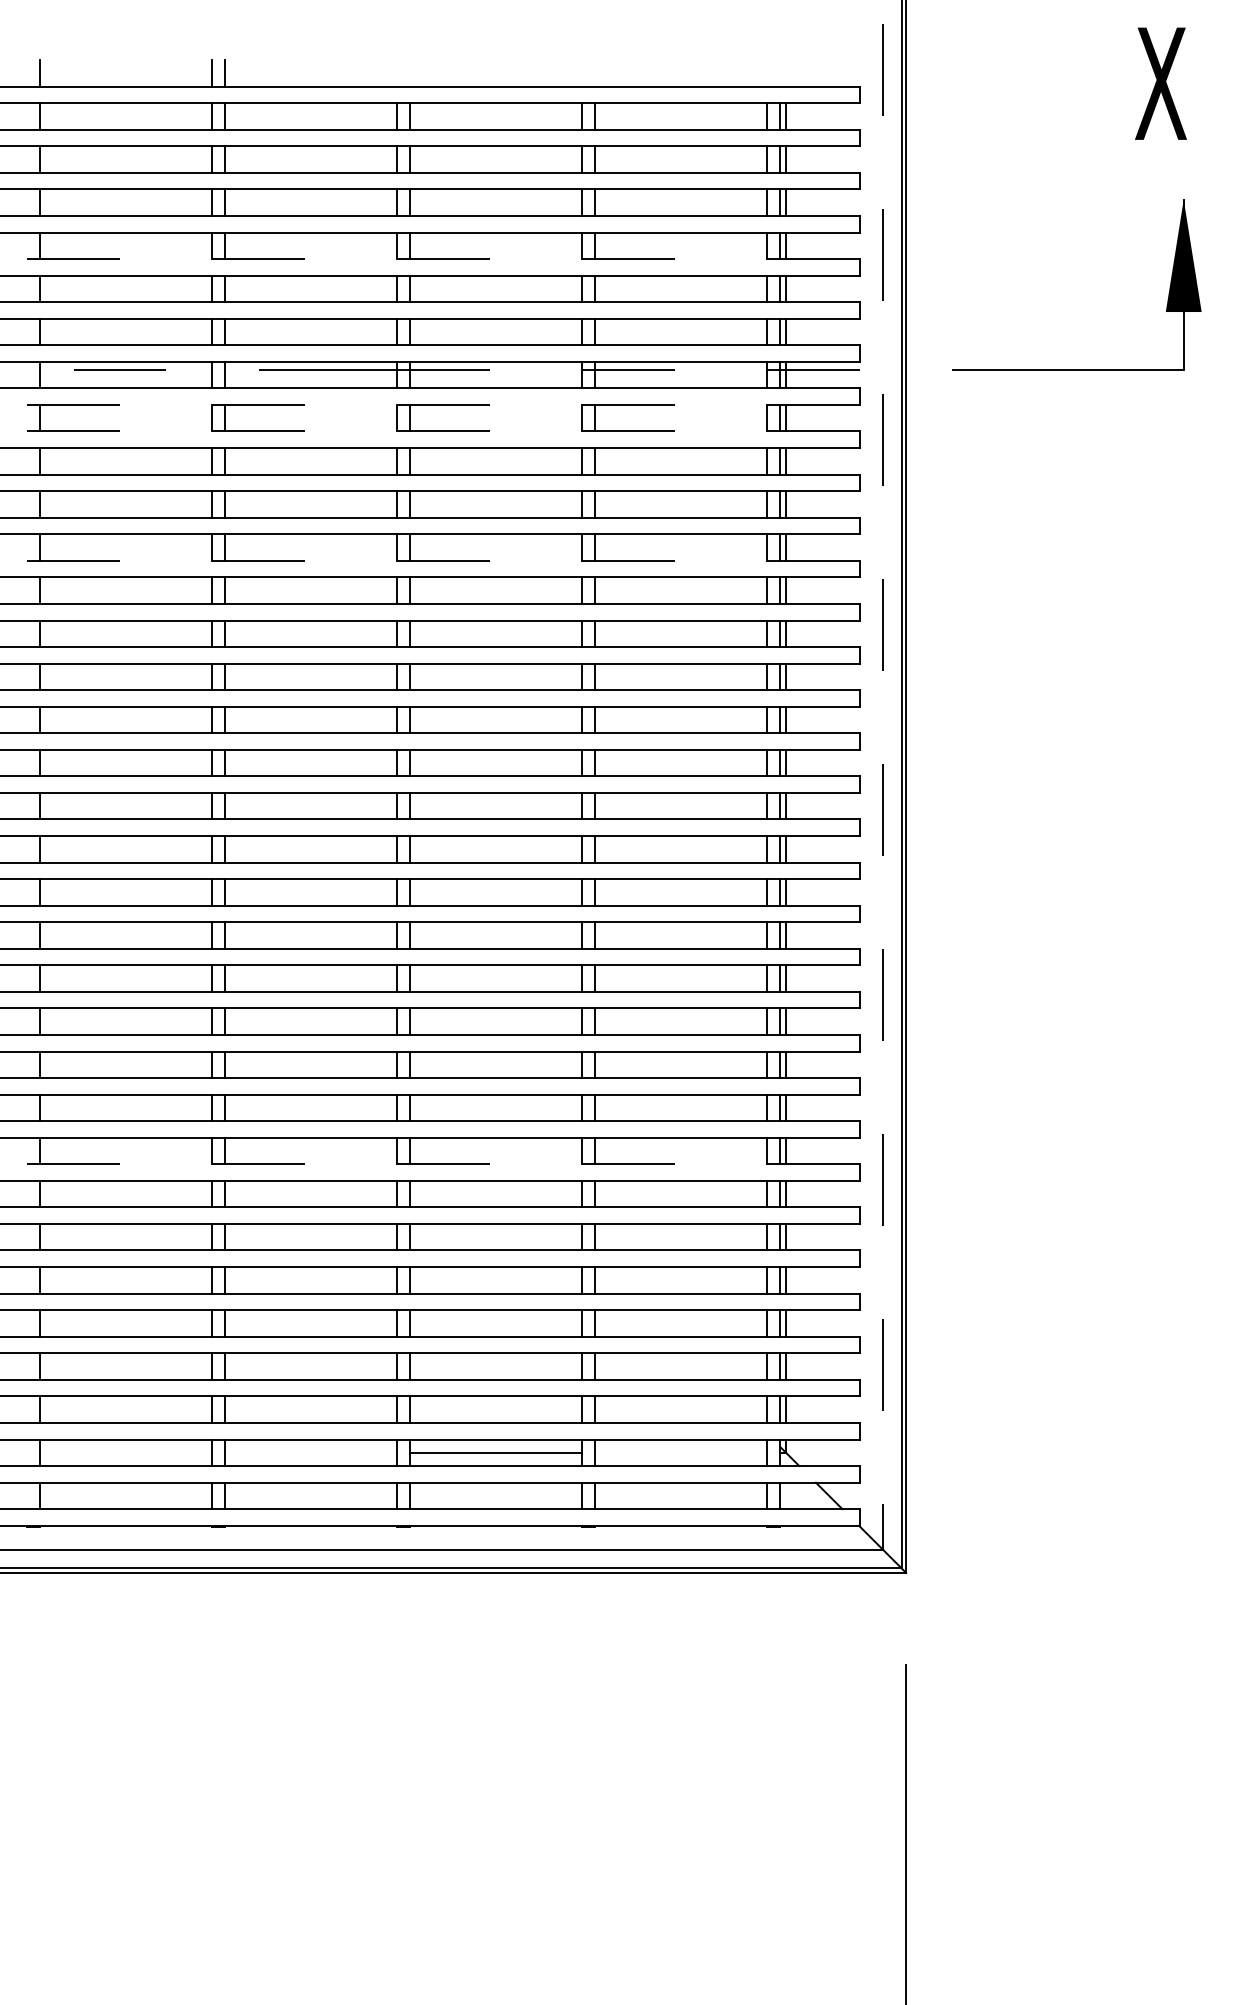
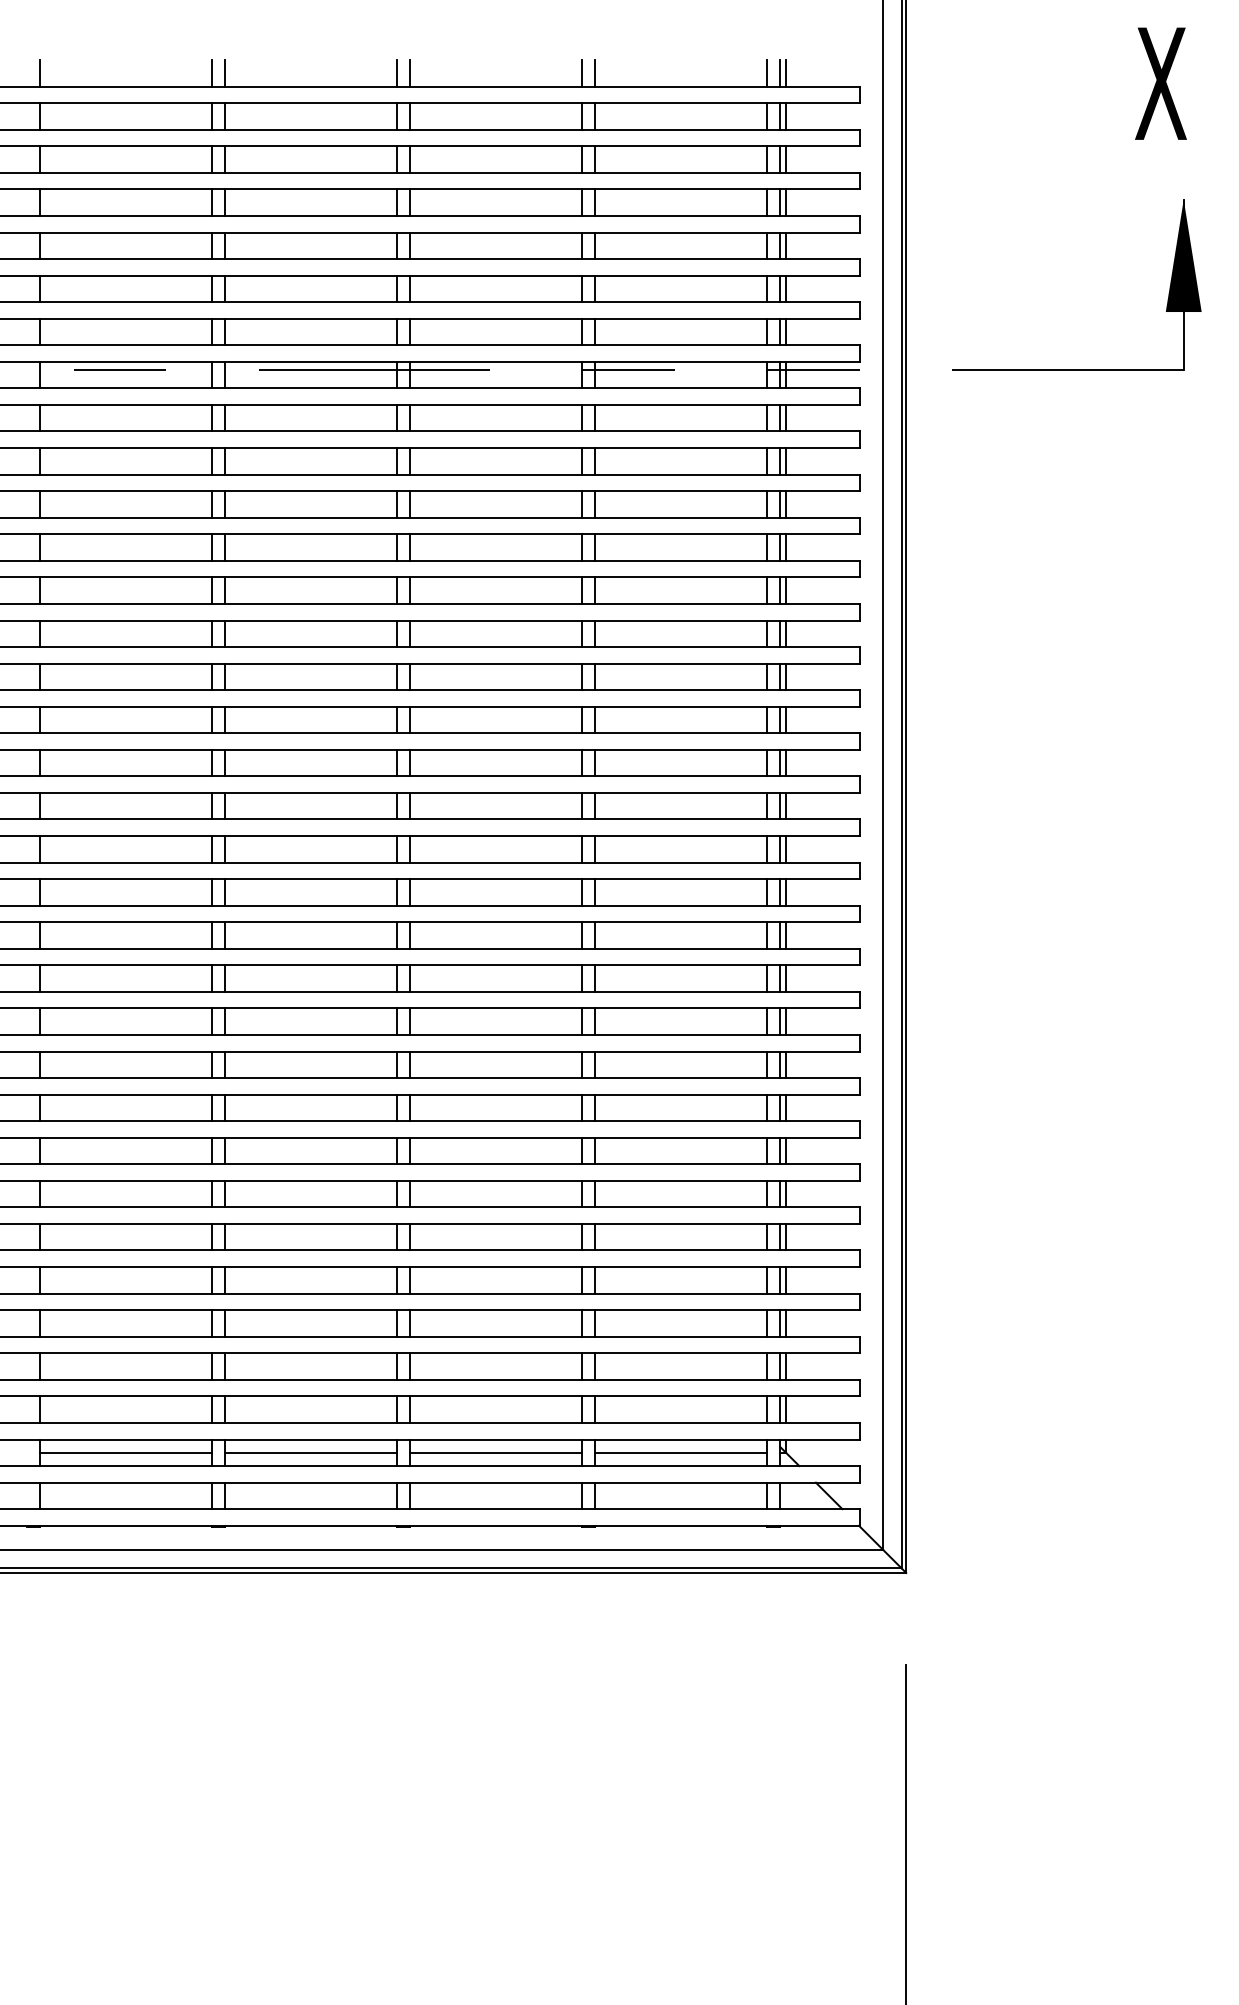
line: none -> present (397, 73)
line: none -> present (410, 73)
line: none -> present (582, 73)
line: none -> present (595, 73)
line: none -> present (767, 73)
line: none -> present (780, 73)
line: none -> present (785, 73)
line: dashed -> solid (430, 259)
line: dashed -> solid (430, 405)
line: dashed -> solid (430, 431)
line: dashed -> solid (430, 560)
line: dashed -> solid (883, 775)
line: dashed -> solid (430, 1164)
line: none -> present (126, 1452)
line: none -> present (311, 1452)
line: none -> present (681, 1452)
